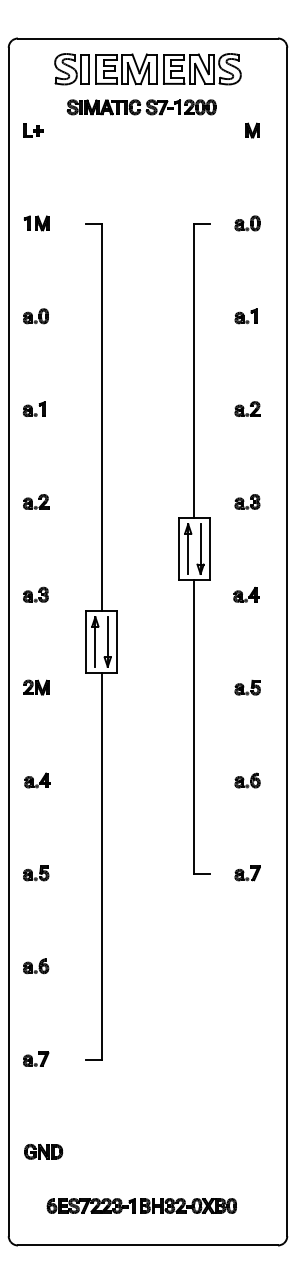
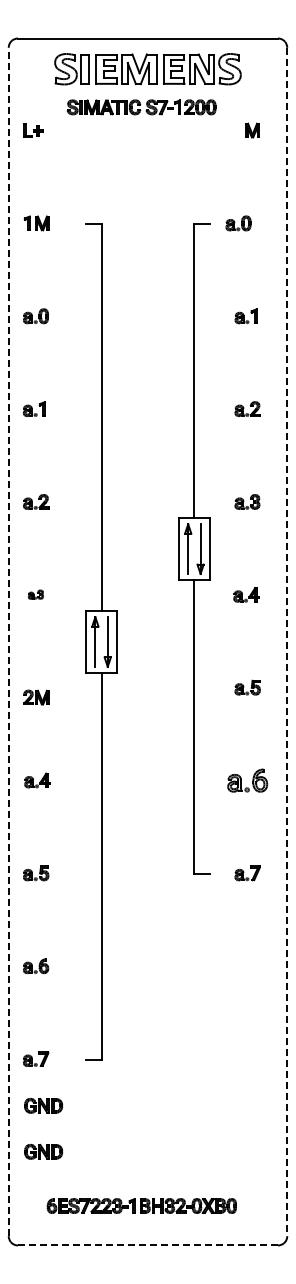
part position: (247, 223) -> (238, 223) (238, 223)
part size: 26x17 px -> 18x11 px (35, 594)
line: solid -> dashed (8, 641)
line: solid -> dashed (287, 642)
part position: (36, 687) -> (36, 697) (36, 697)
part size: 27x17 px -> 42x25 px (247, 780)
part: none -> present (43, 1105)
line: solid -> dashed (147, 1245)
